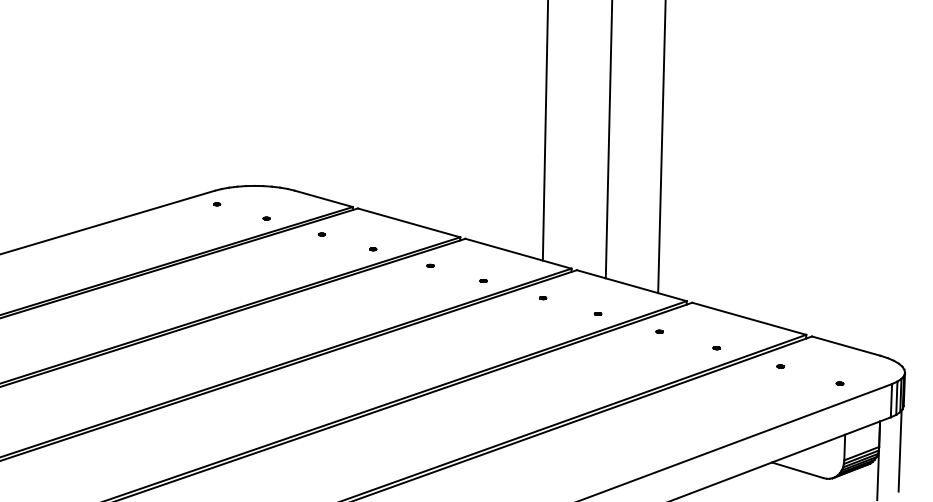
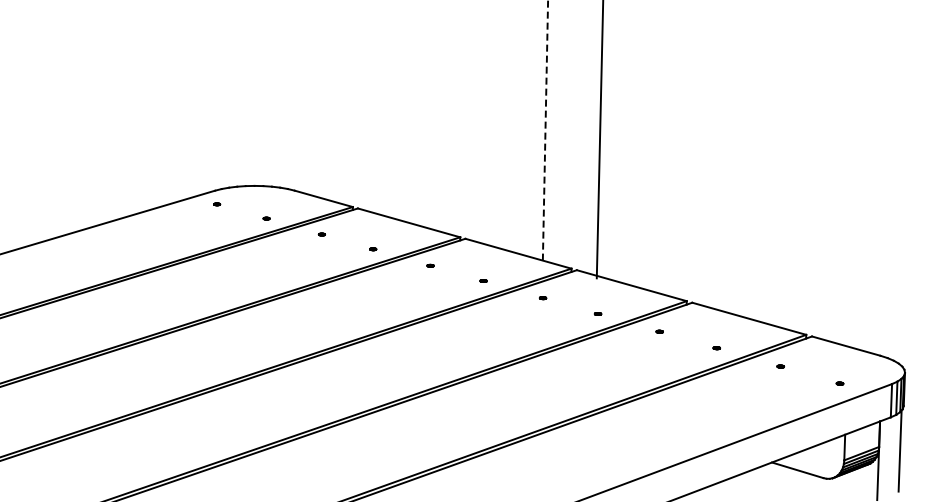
line: solid -> dashed (545, 130)
line position: (608, 140) -> (599, 140) (599, 140)
line: present -> none (661, 147)
